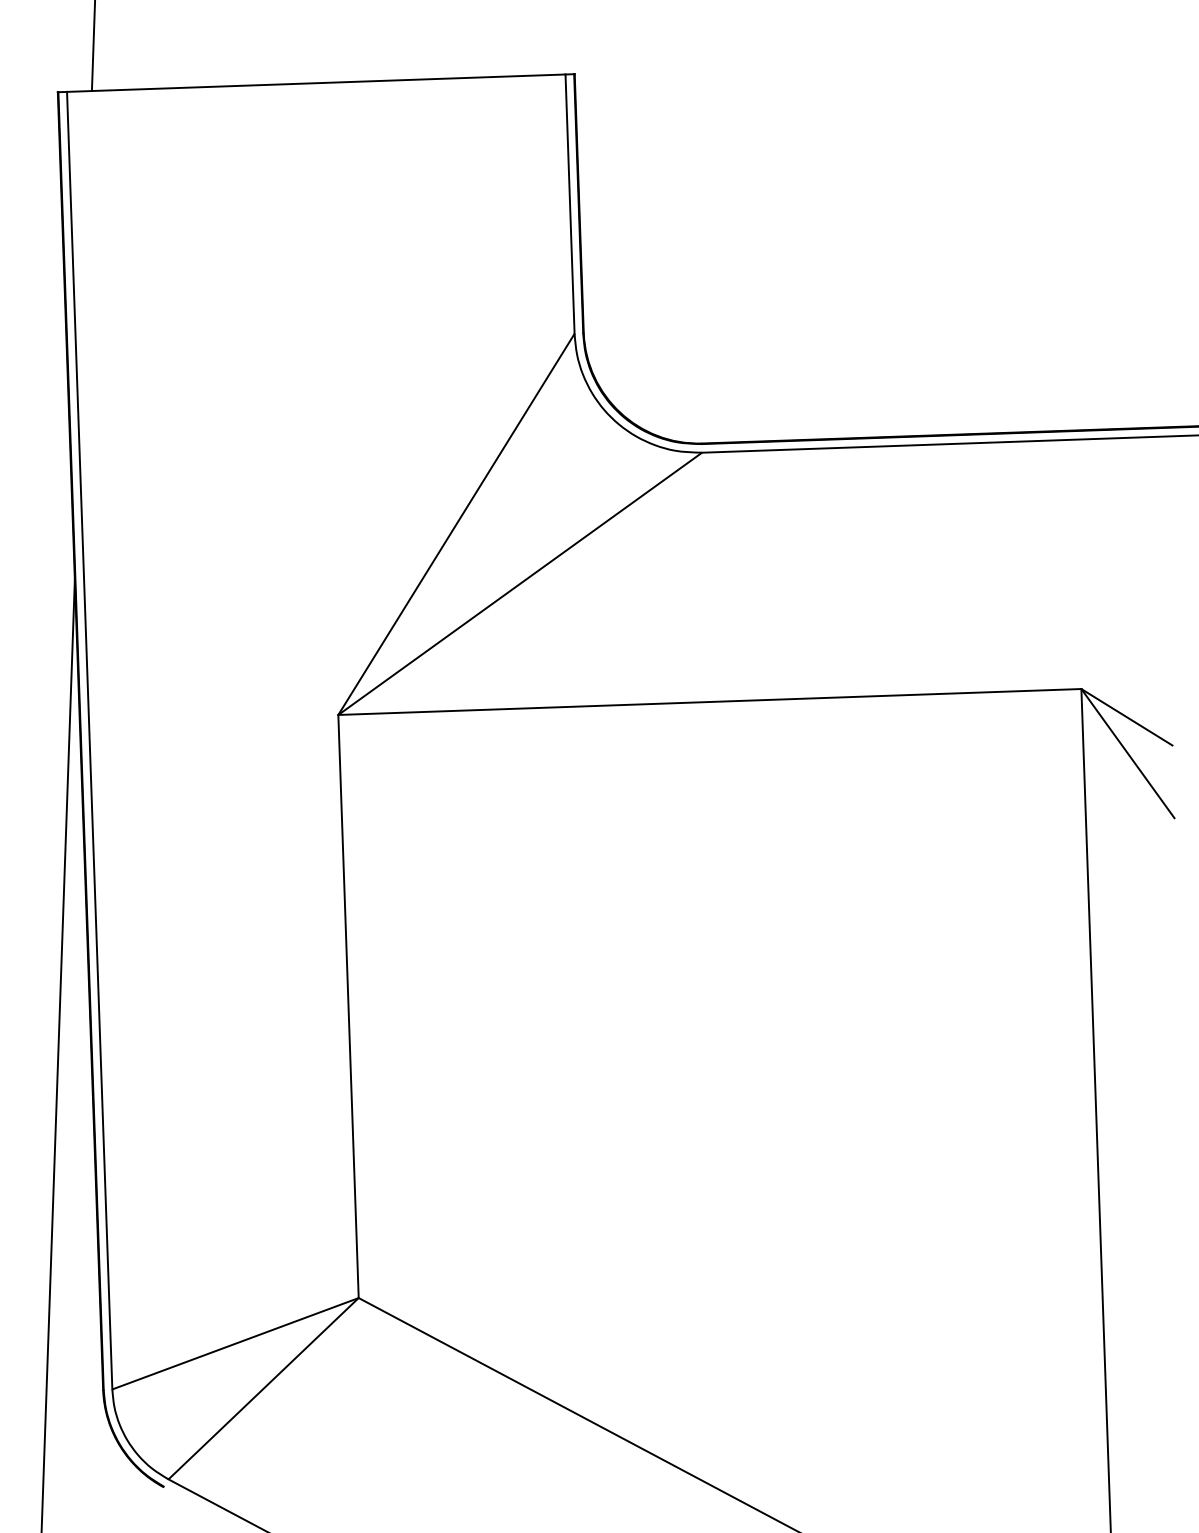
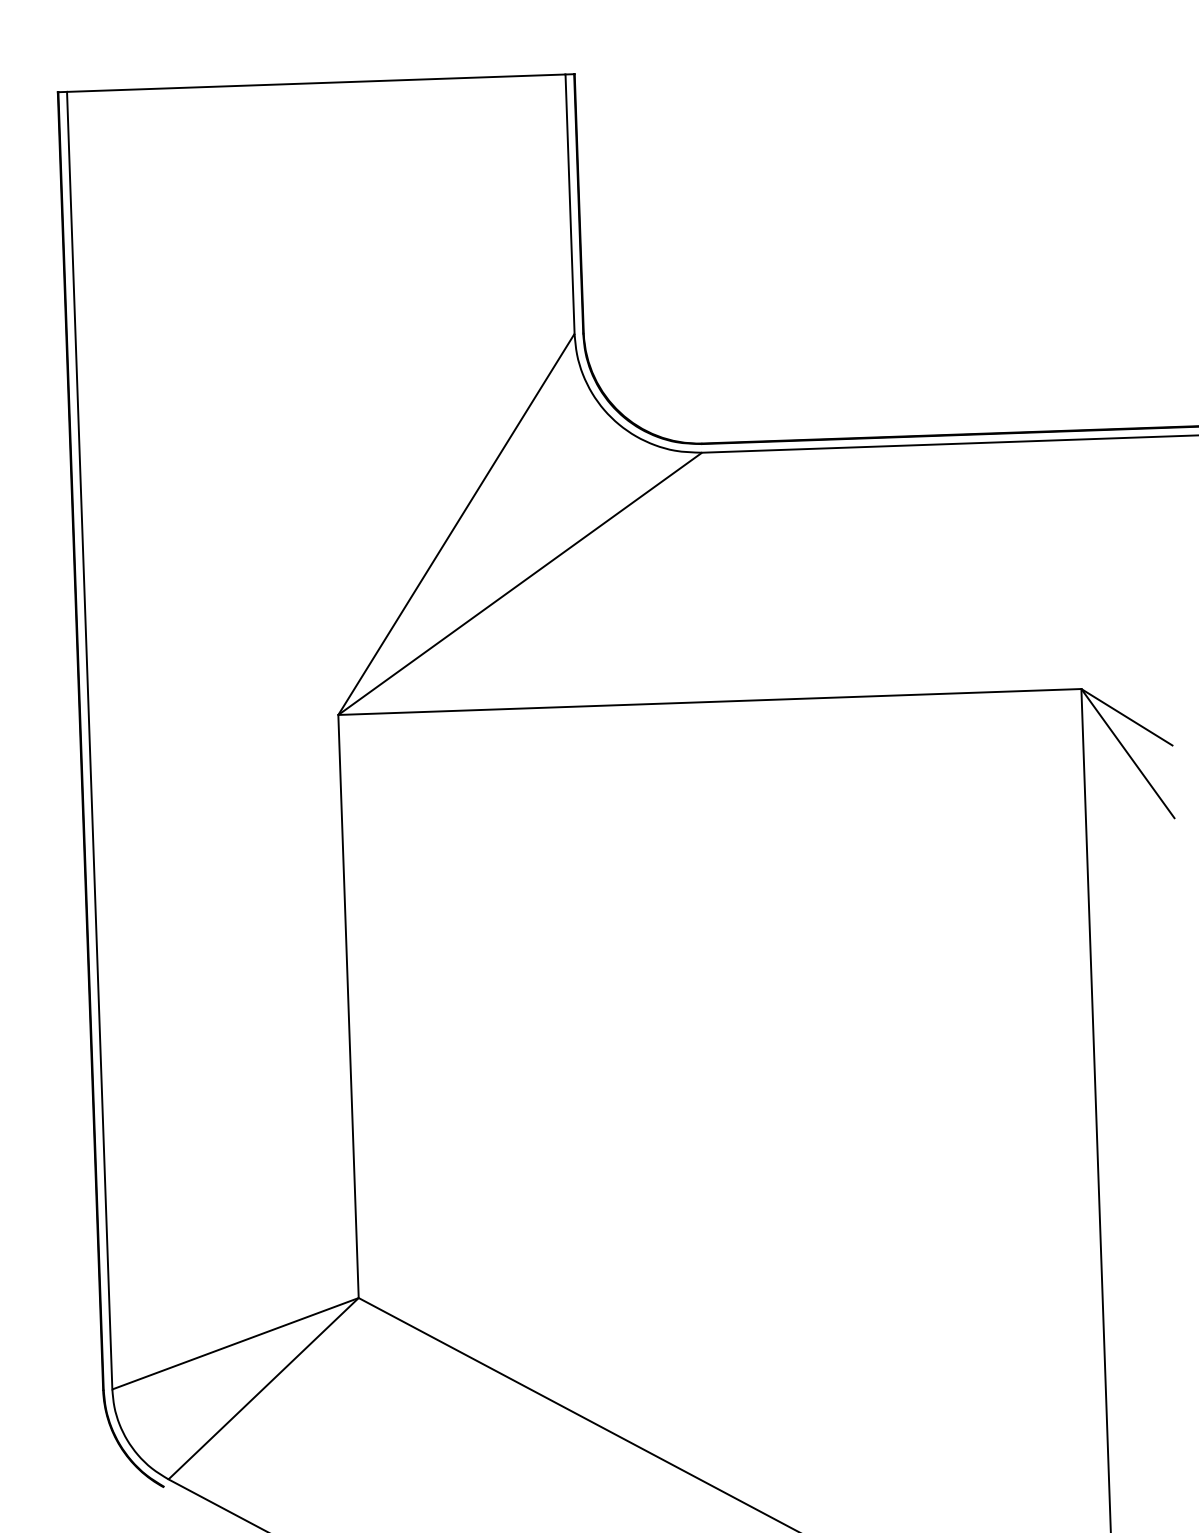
line: present -> none (93, 46)
line: present -> none (57, 1054)
